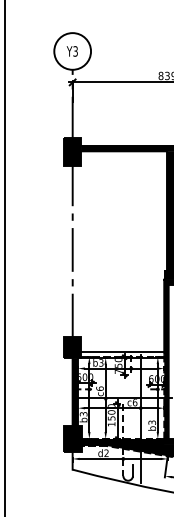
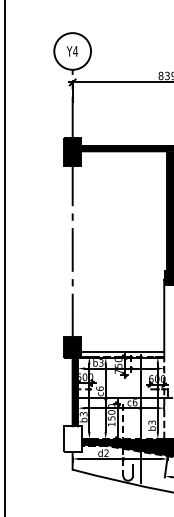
text: Y3 -> Y4 (75, 51)
fill: present -> none (166, 361)
fill: present -> none (72, 439)
